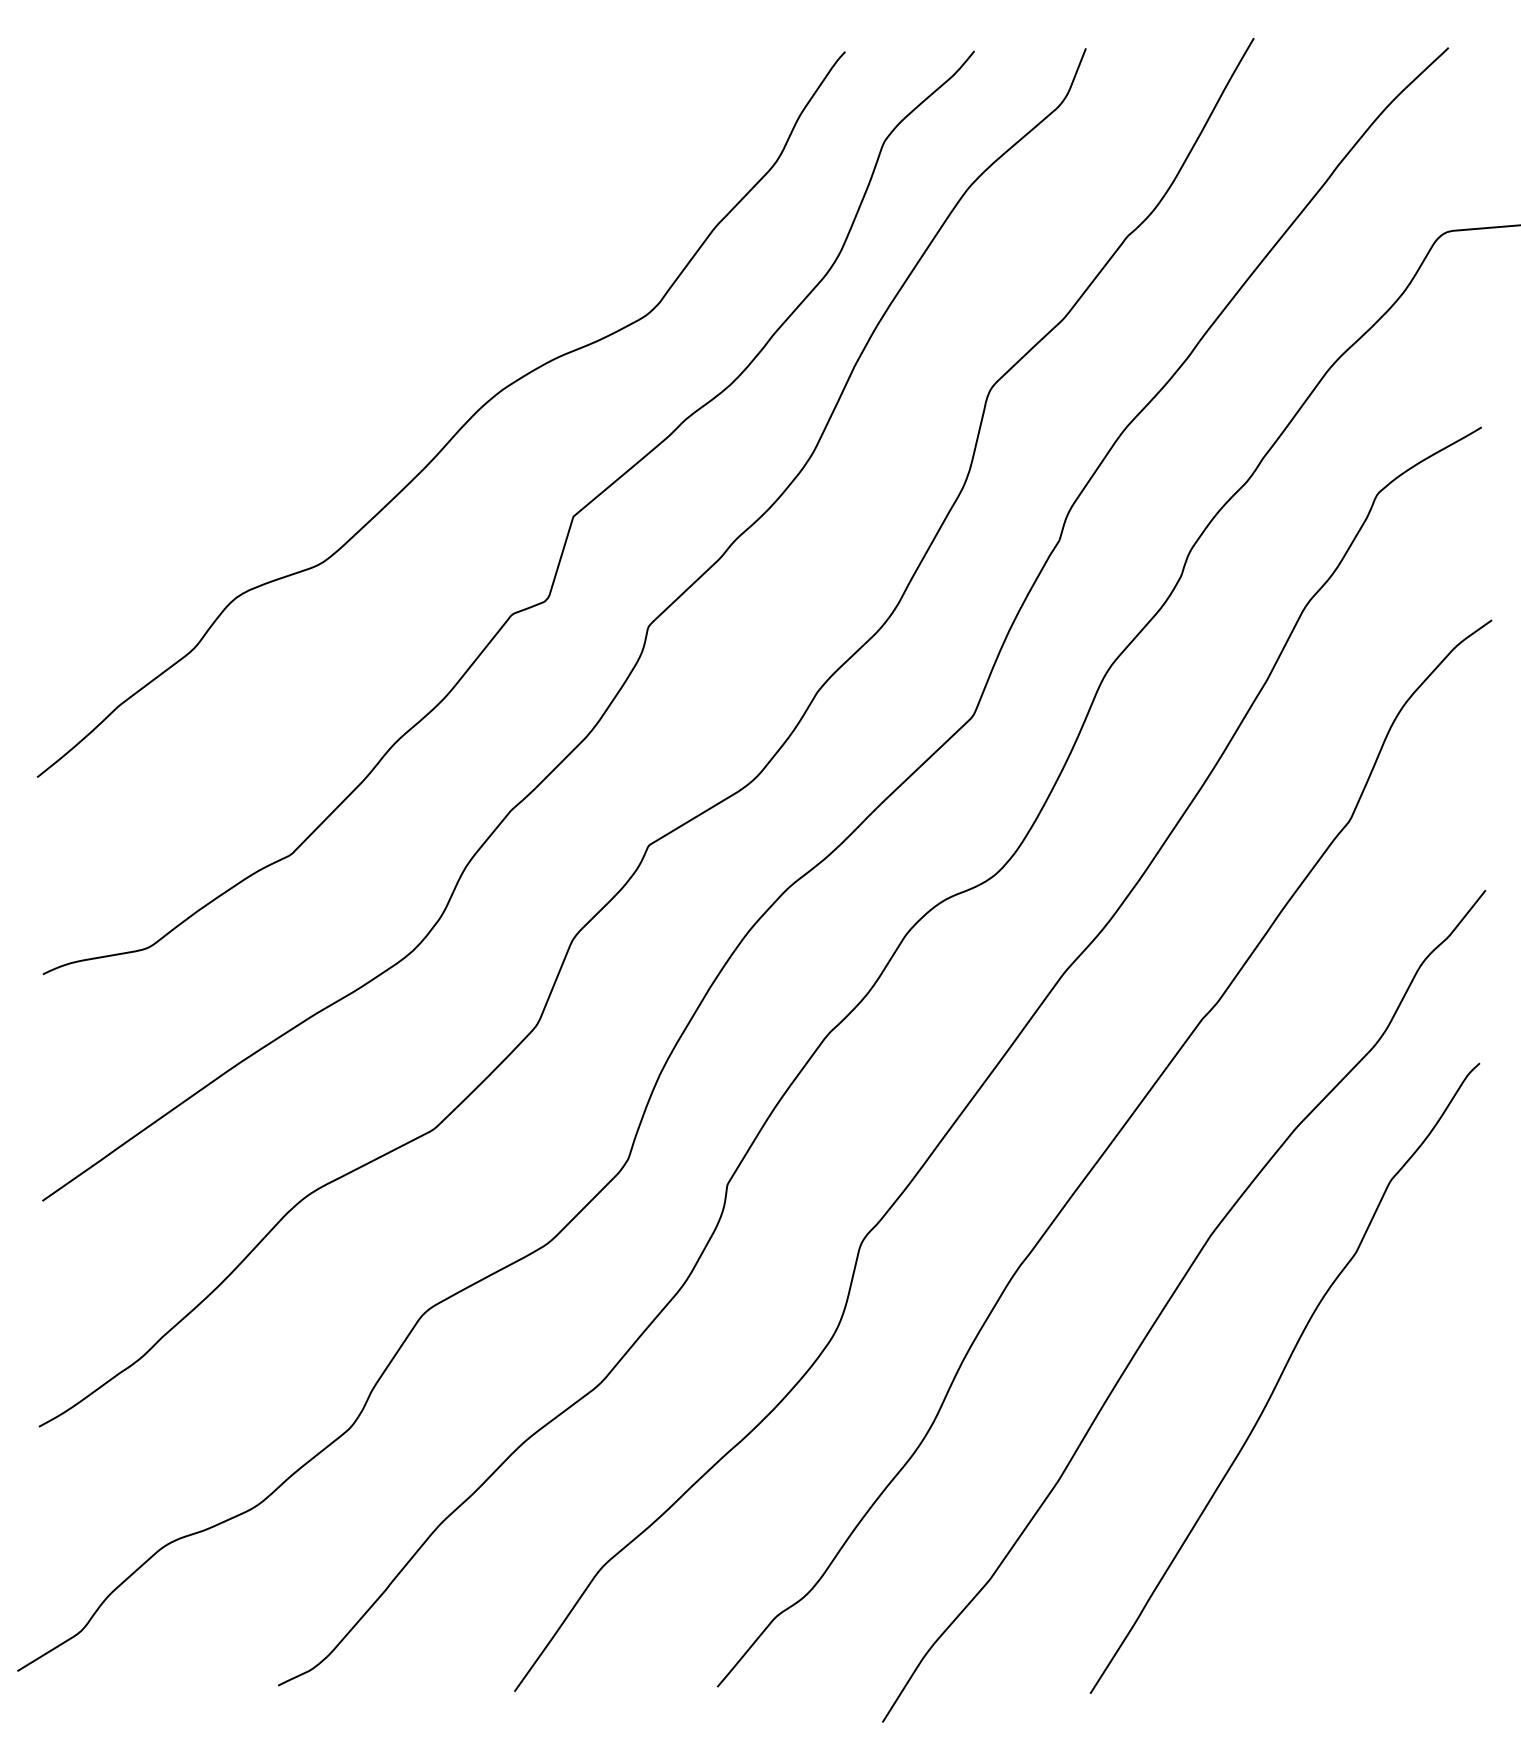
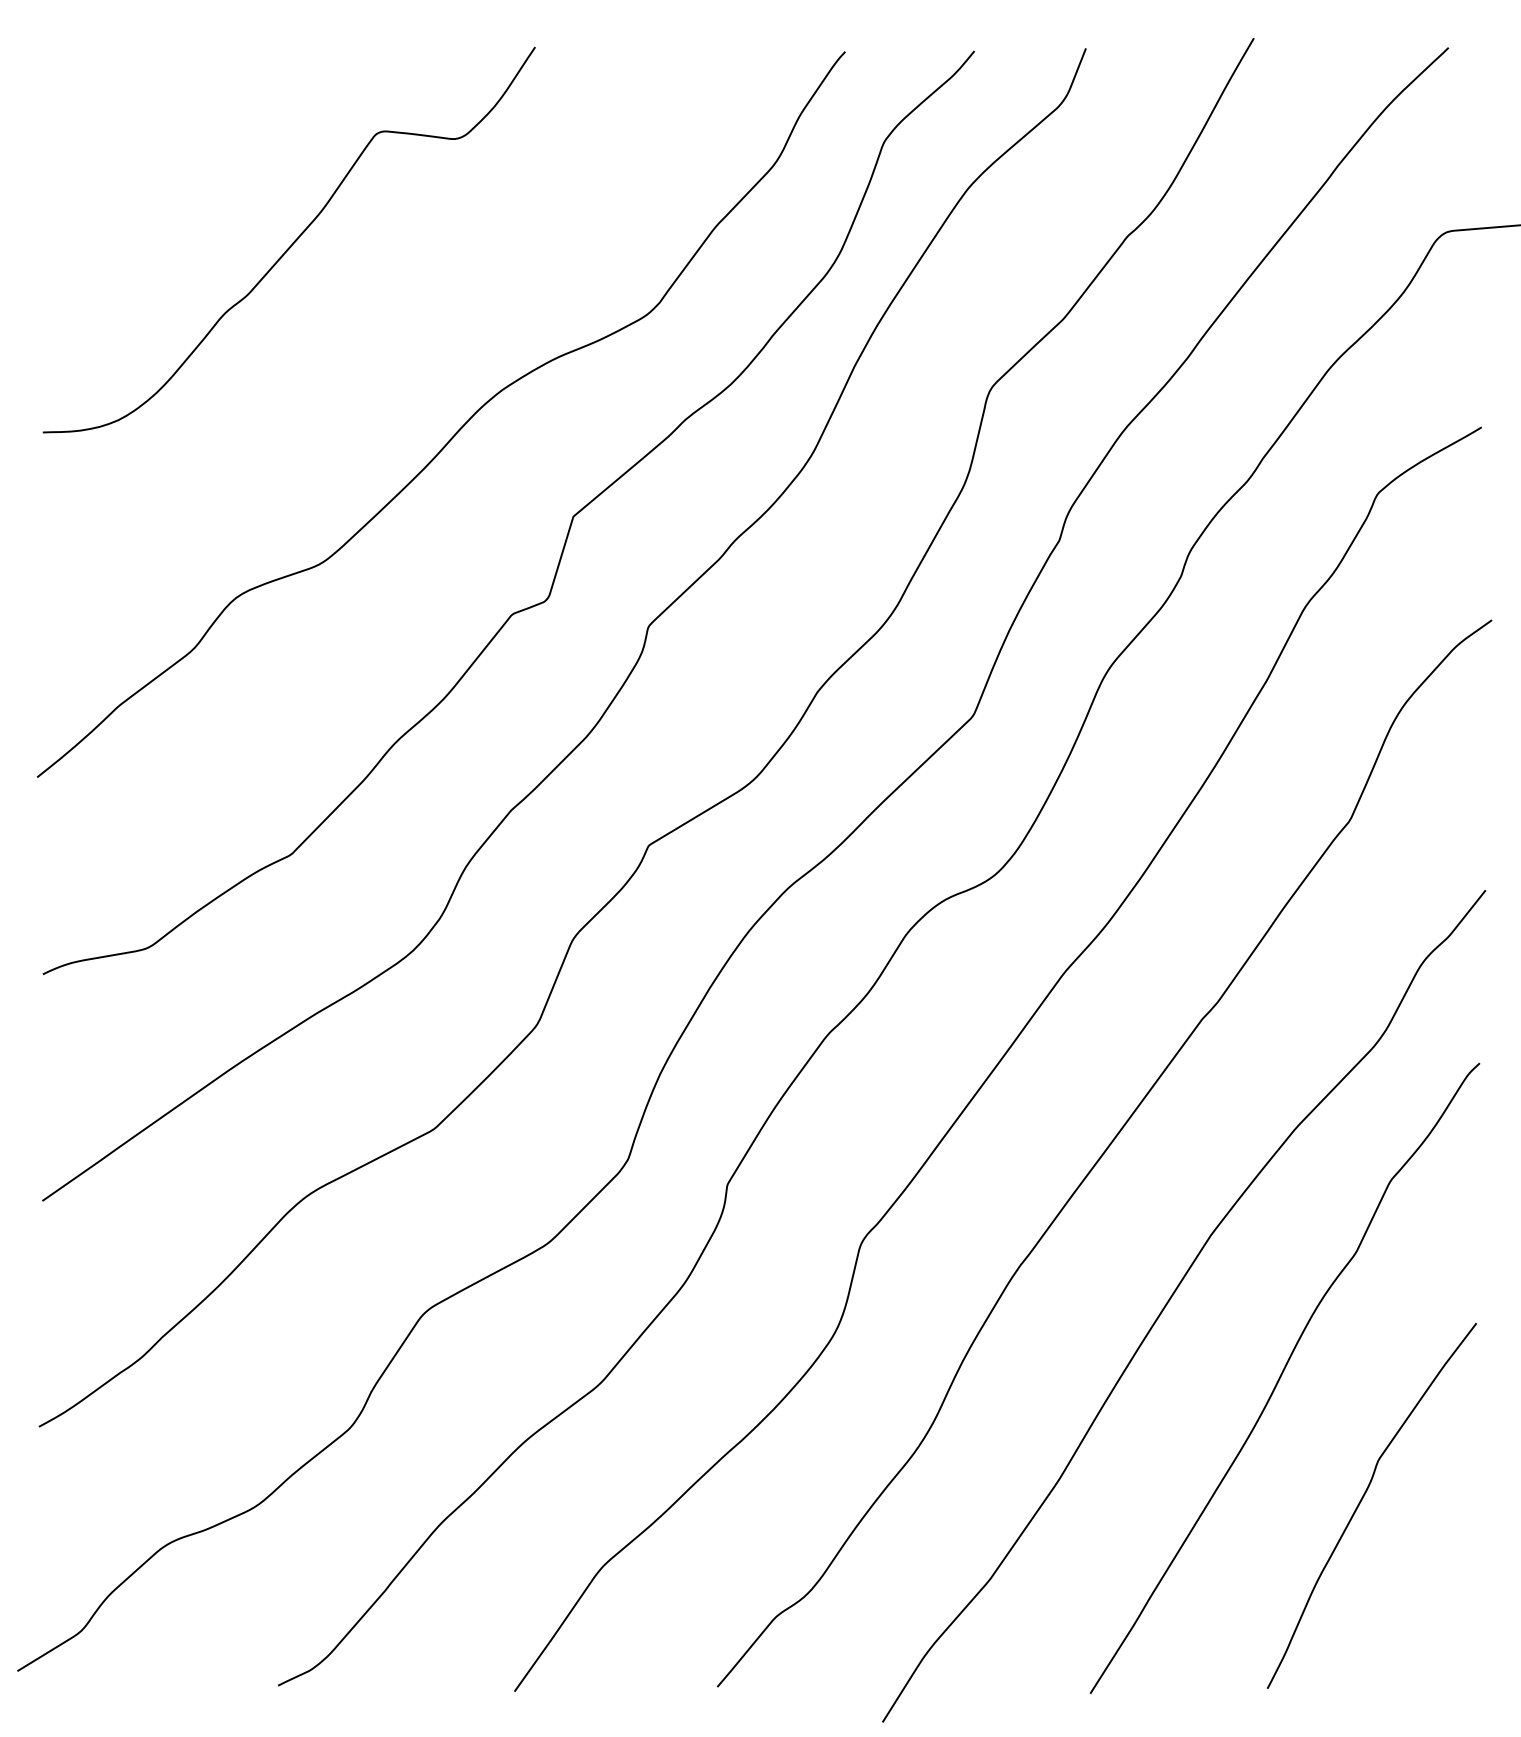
curve: none -> present (292, 242)
curve: none -> present (1362, 1500)
